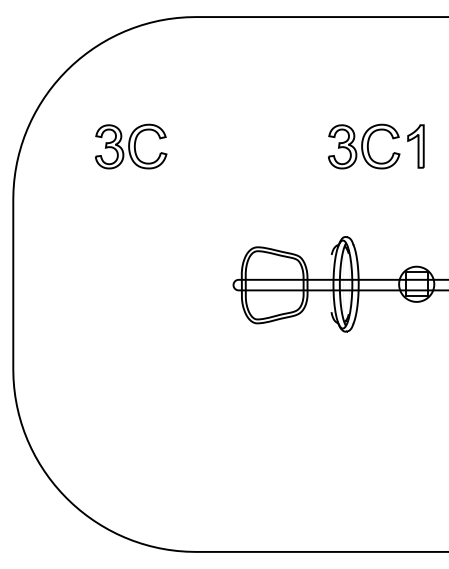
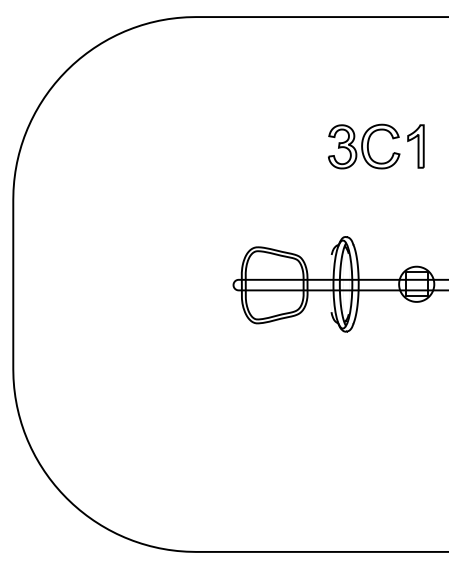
part: present -> none (131, 146)
